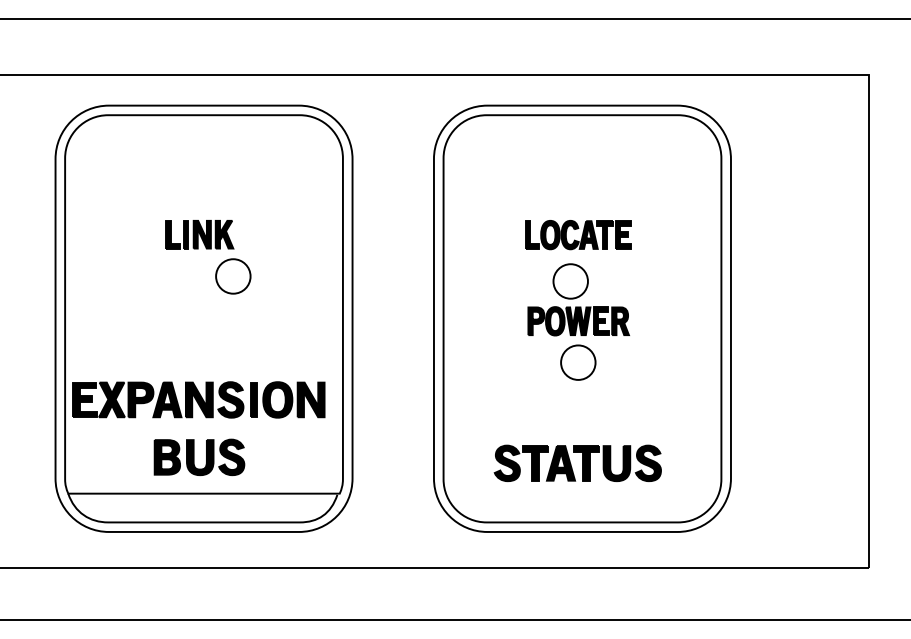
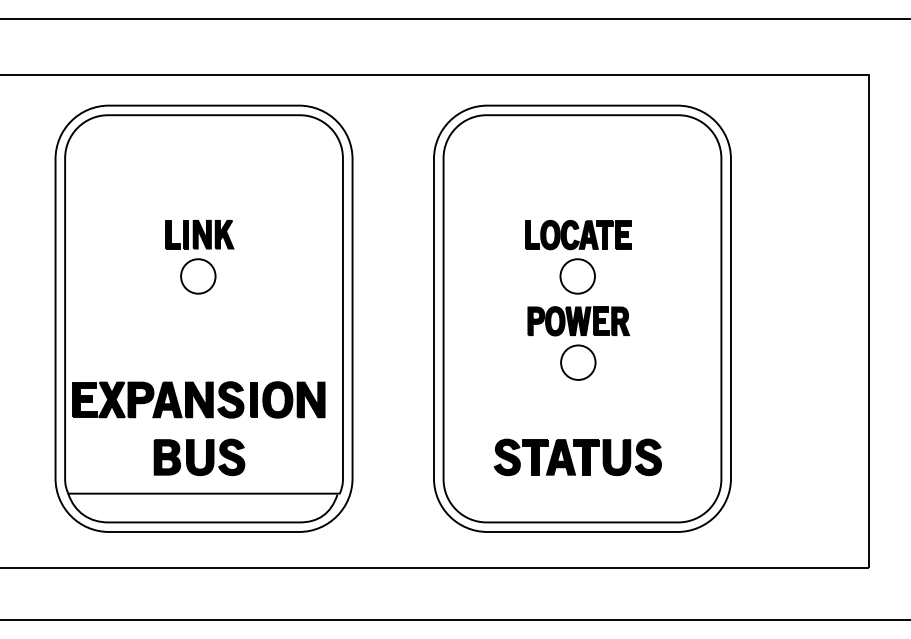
part position: (233, 276) -> (198, 276) (198, 276)
part position: (570, 281) -> (577, 276) (577, 276)
part position: (577, 462) -> (577, 456) (577, 456)
